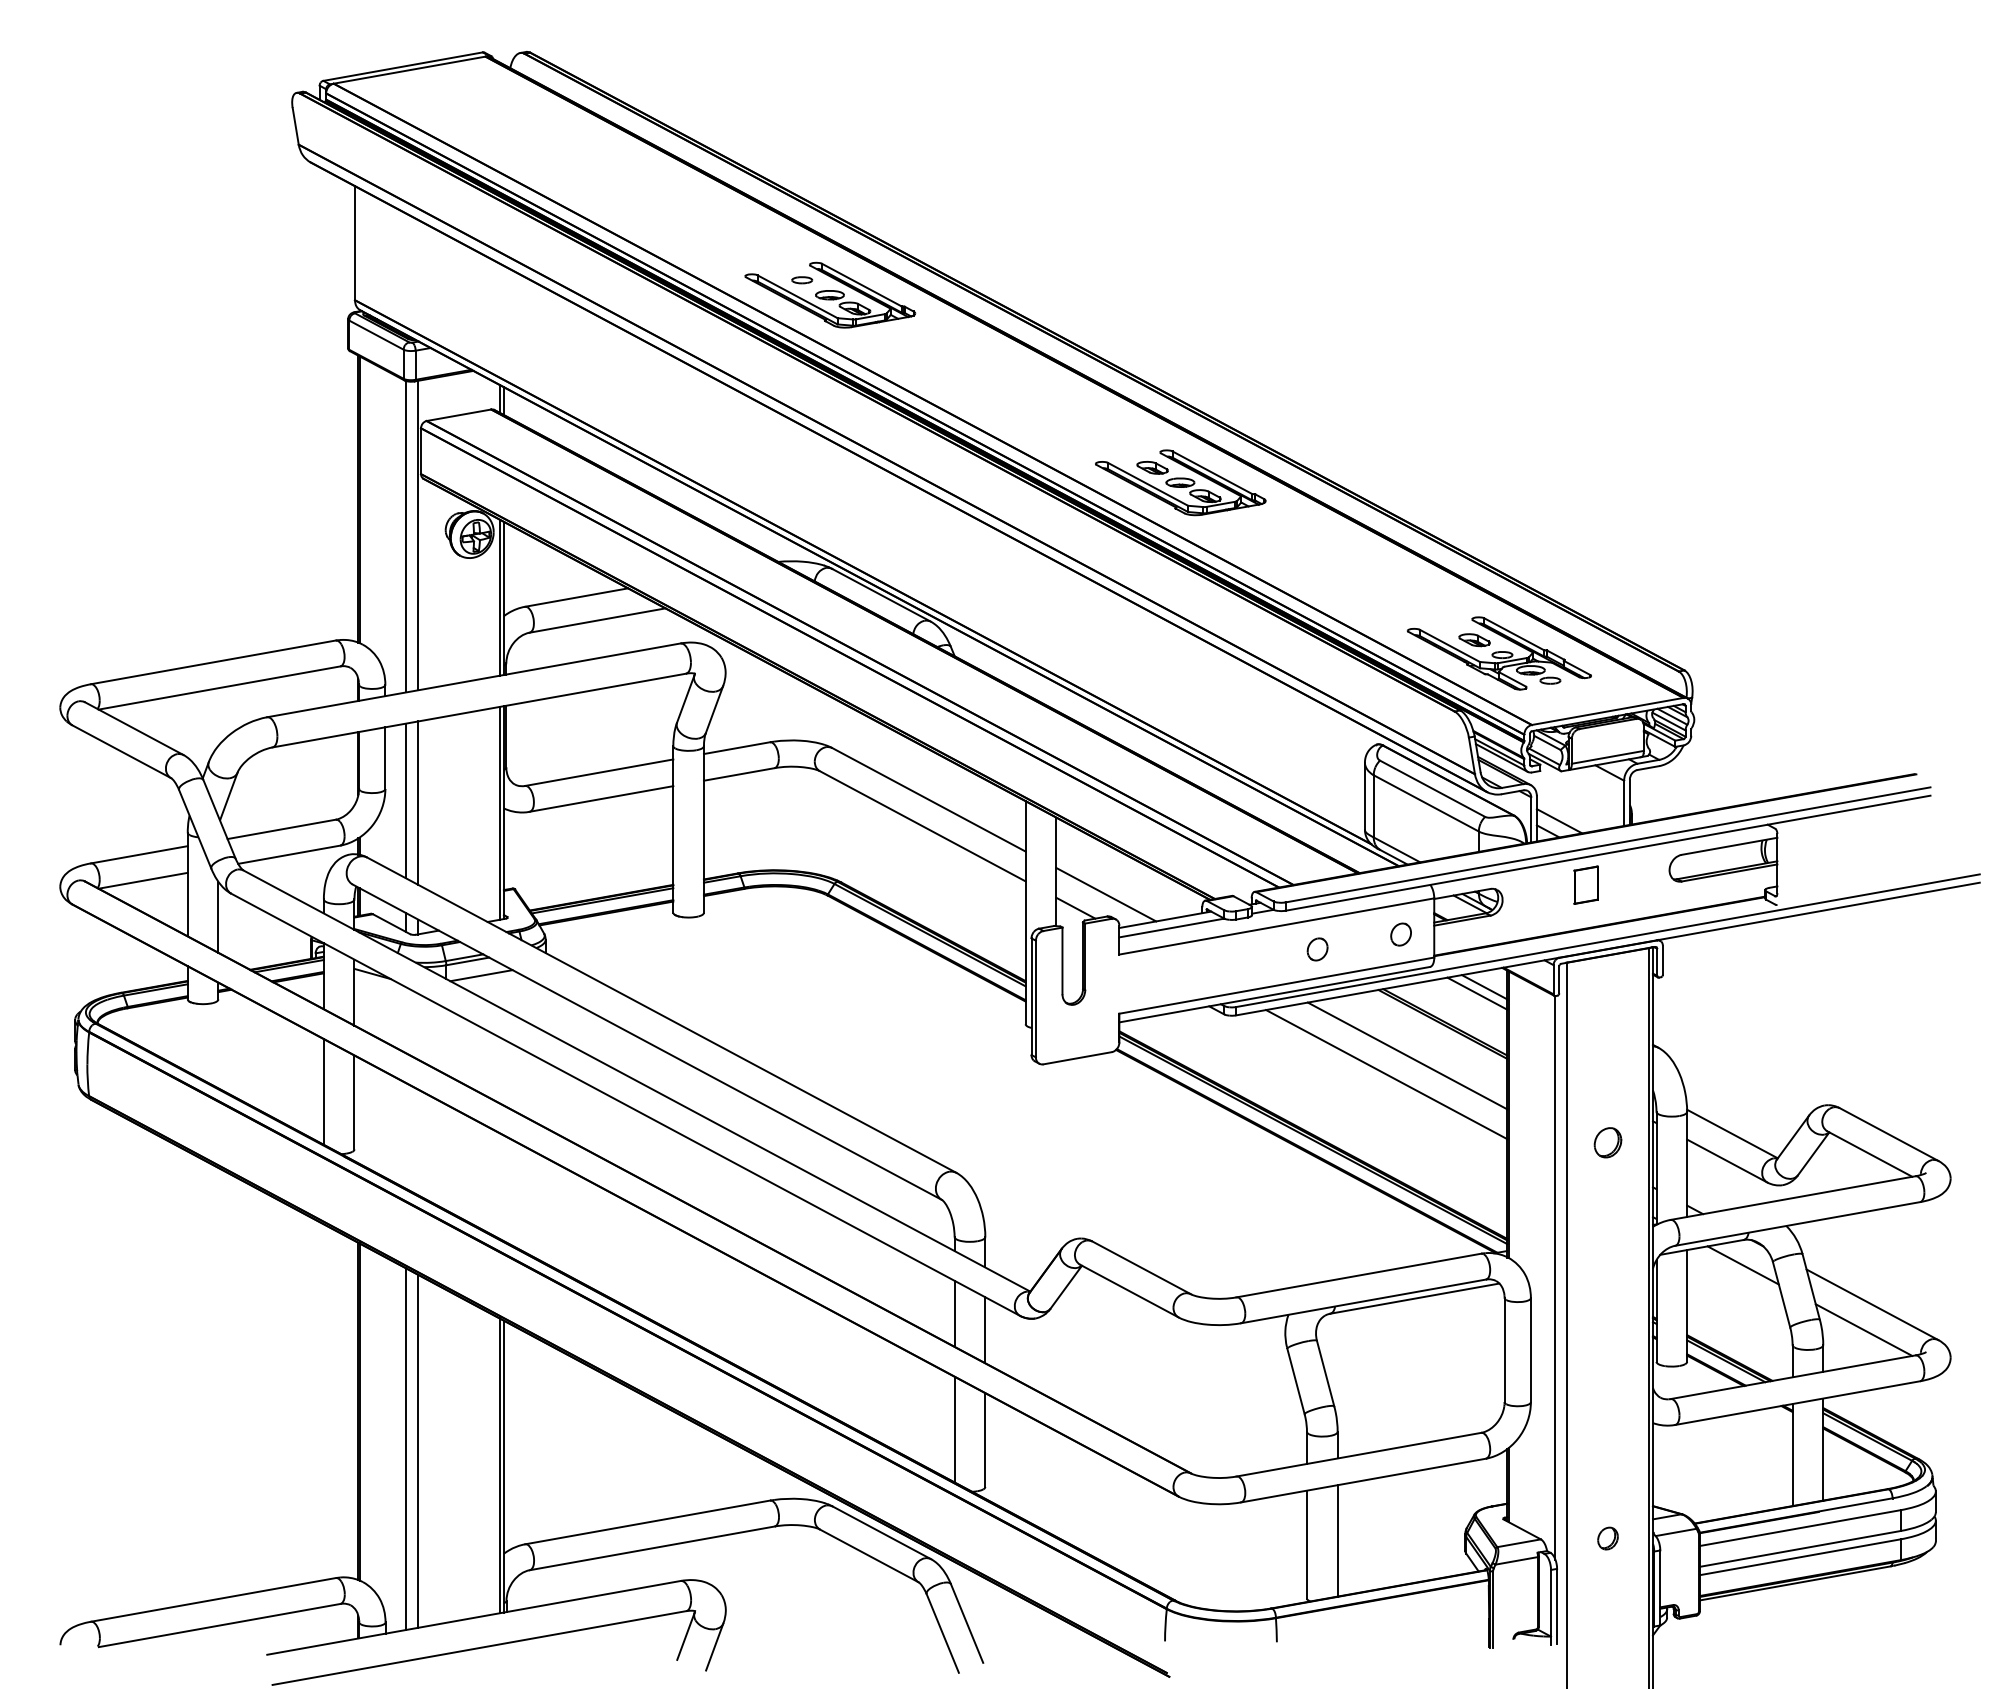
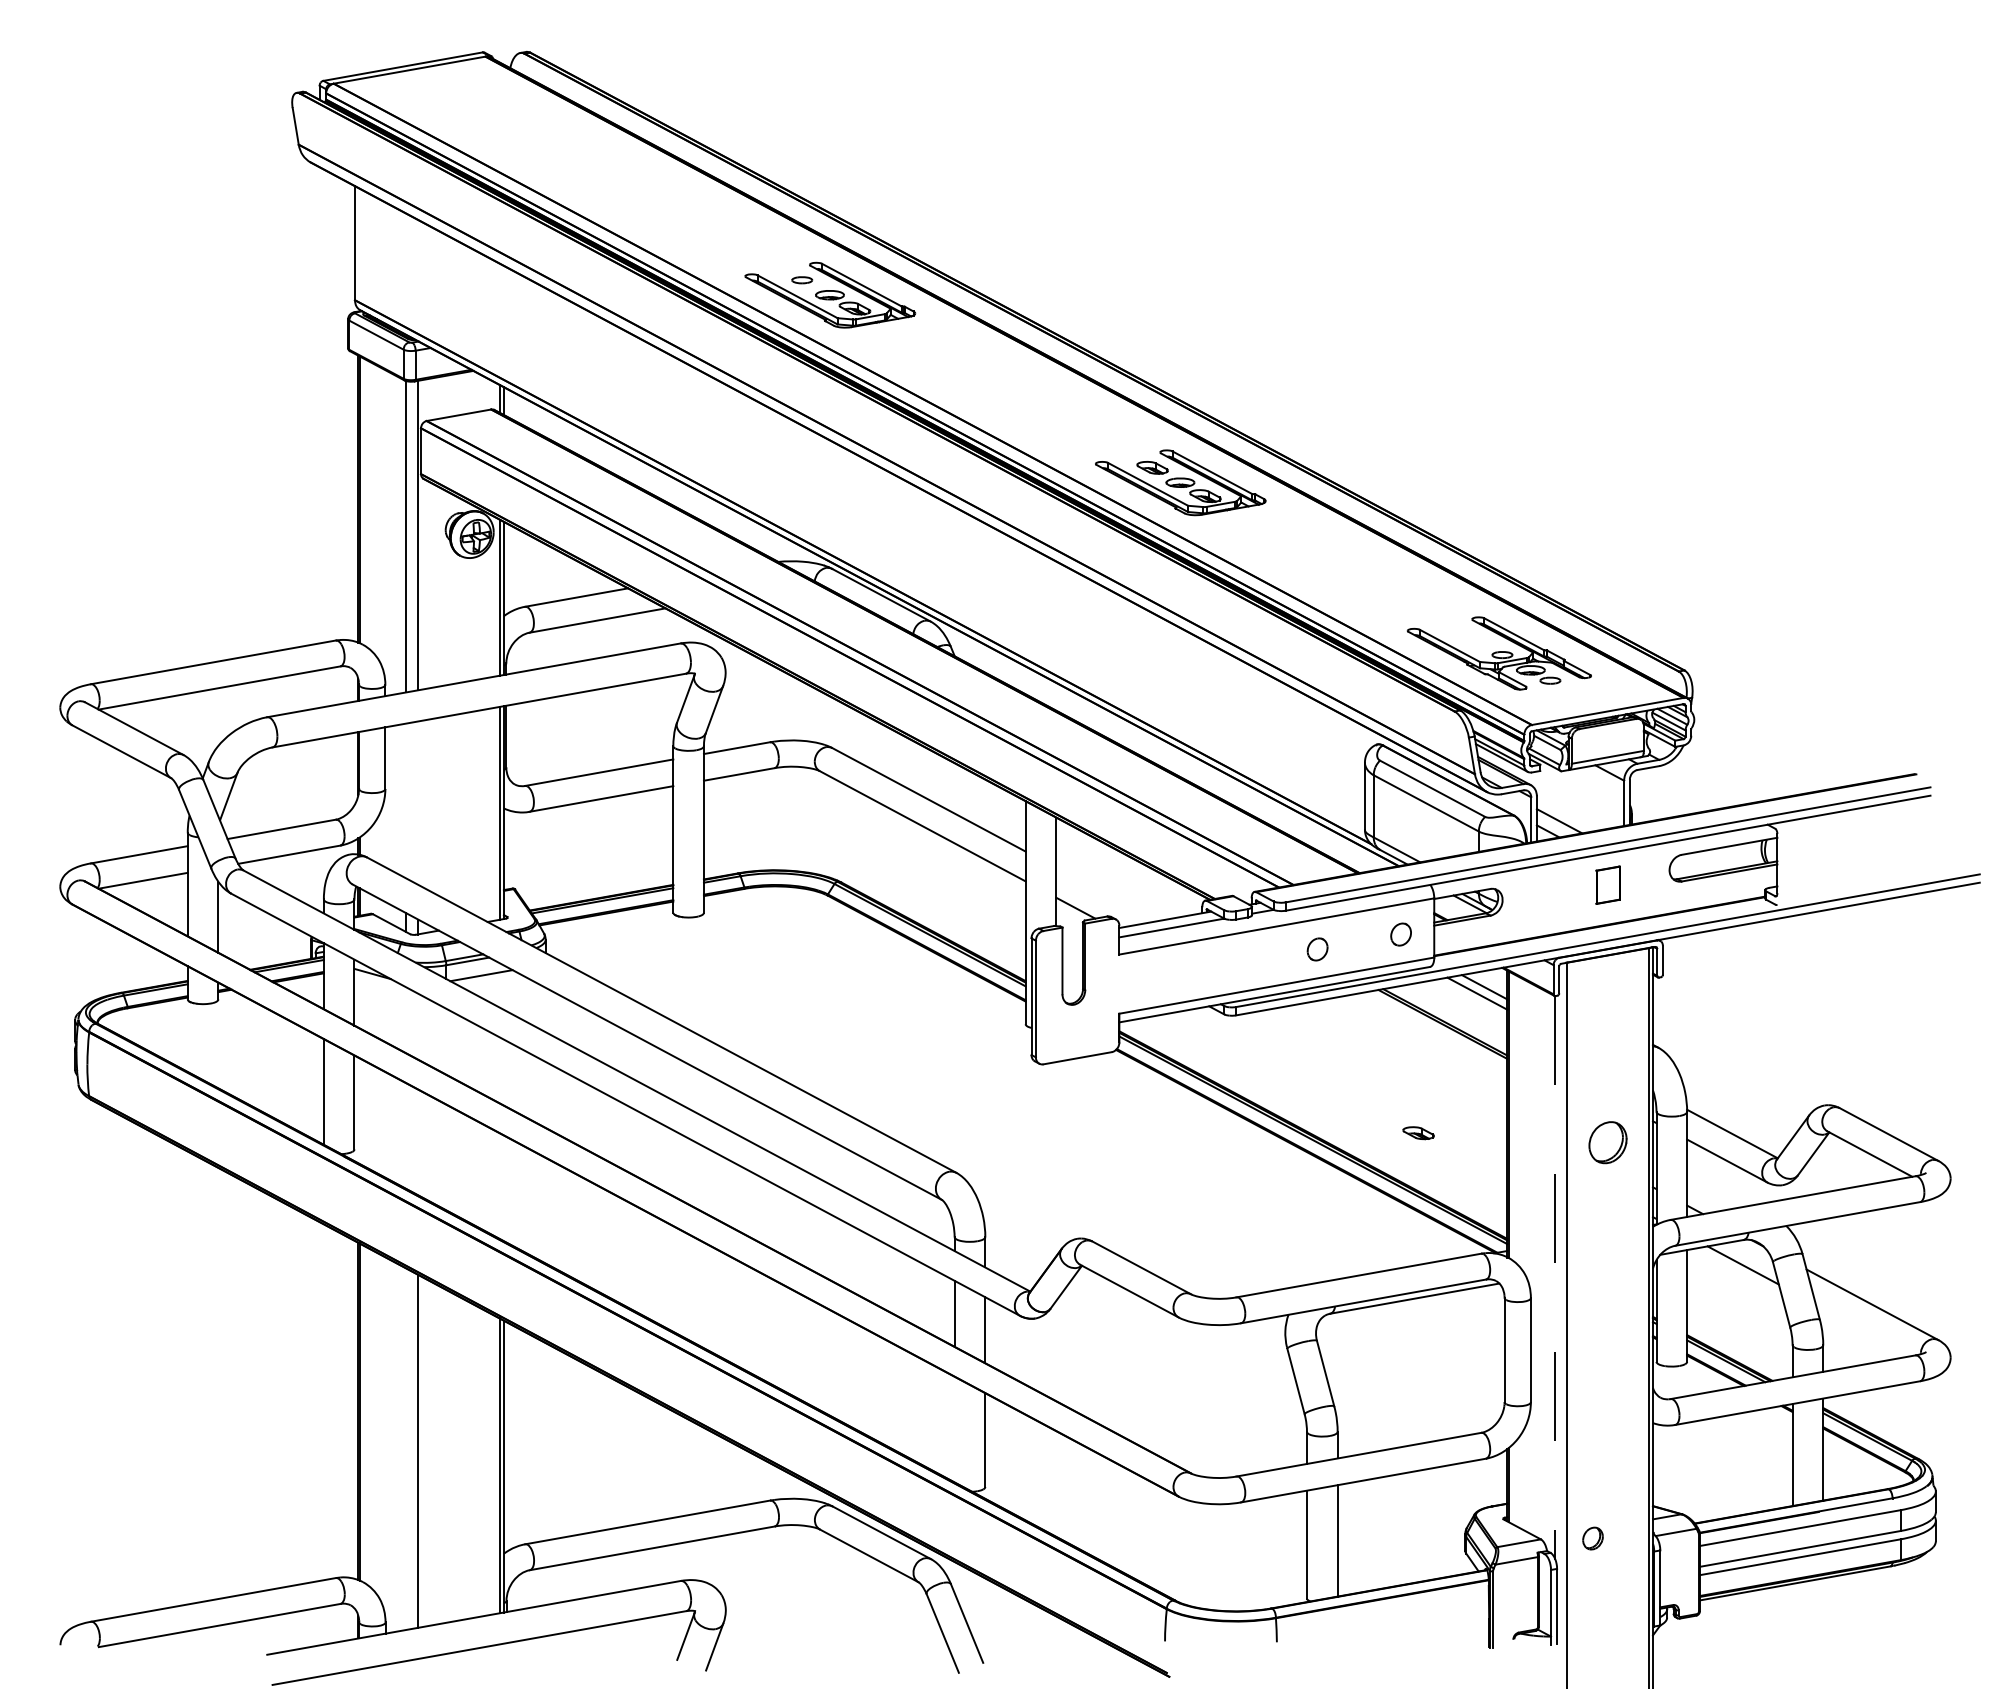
part position: (1474, 640) -> (1418, 1133) (1418, 1133)
line: present -> none (406, 800)
line: present -> none (418, 802)
part position: (1585, 884) -> (1607, 884) (1607, 884)
line: present -> none (1106, 894)
line: present -> none (1407, 1055)
line: present -> none (1386, 1074)
part size: 30x32 px -> 40x44 px (1607, 1142)
line: solid -> dashed (1555, 1277)
line: present -> none (1863, 1329)
line: present -> none (954, 1429)
line: present -> none (406, 1448)
part position: (1607, 1538) -> (1592, 1538) (1592, 1538)
